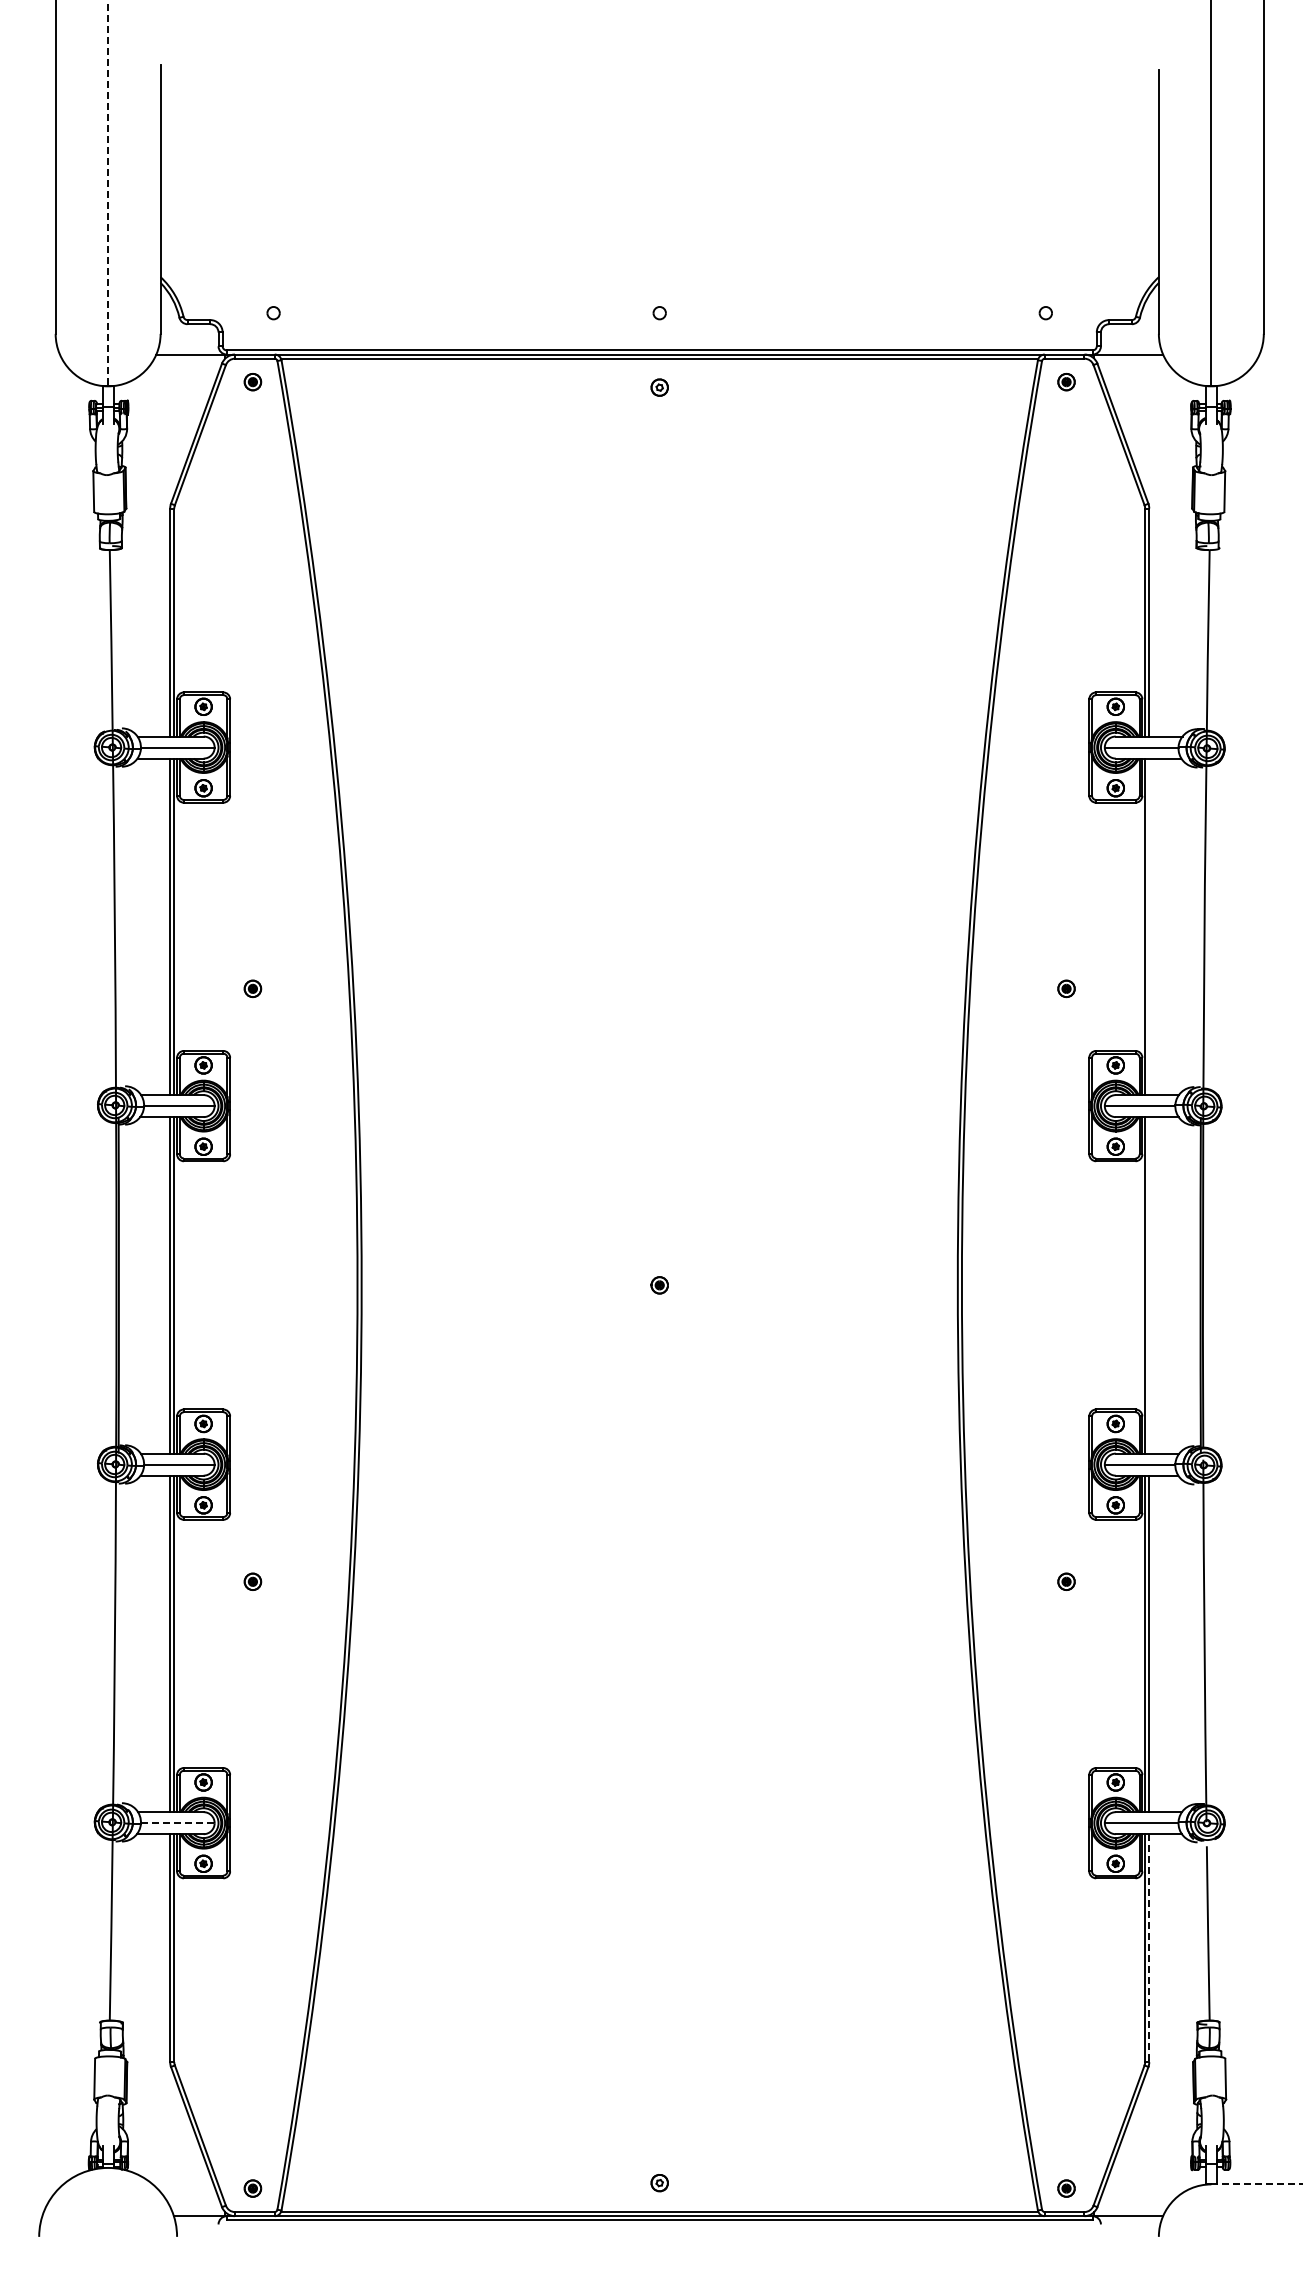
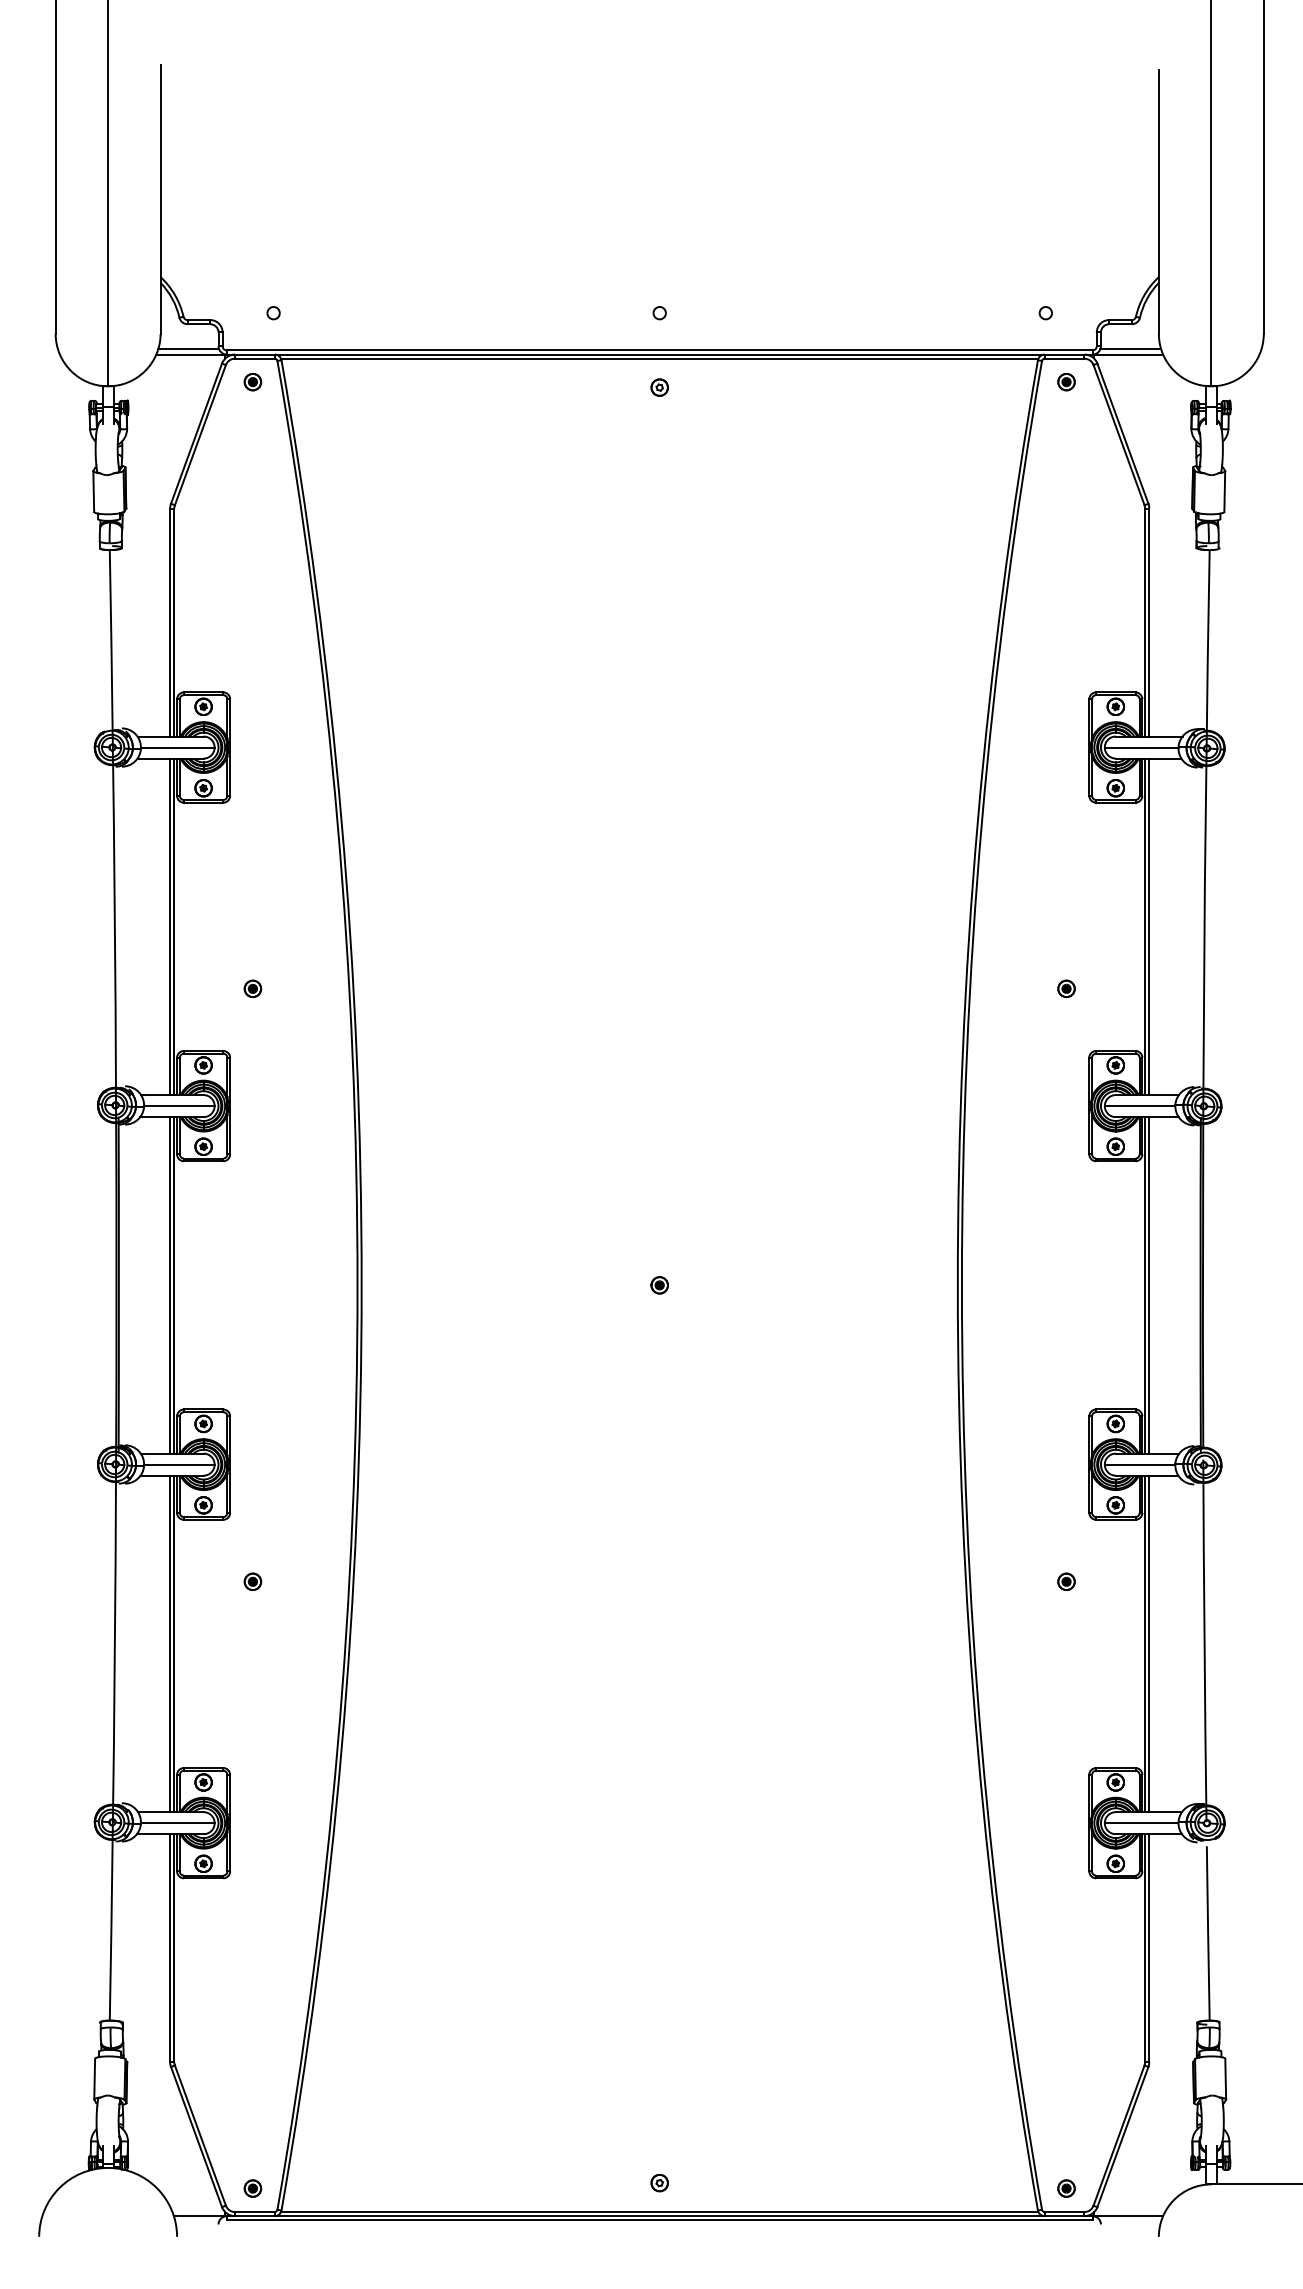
line: dashed -> solid (108, 193)
line: none -> present (188, 349)
line: none -> present (1130, 349)
line: none -> present (1149, 926)
line: none -> present (1149, 1285)
line: dashed -> solid (177, 1823)
line: dashed -> solid (1149, 1948)
line: dashed -> solid (1256, 2184)
